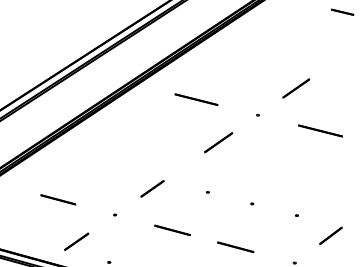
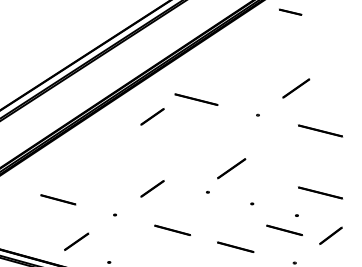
line position: (342, 11) -> (290, 11) (290, 11)
line: none -> present (152, 116)
line position: (218, 142) -> (231, 168) (231, 168)
line: none -> present (320, 192)
line: none -> present (284, 229)
